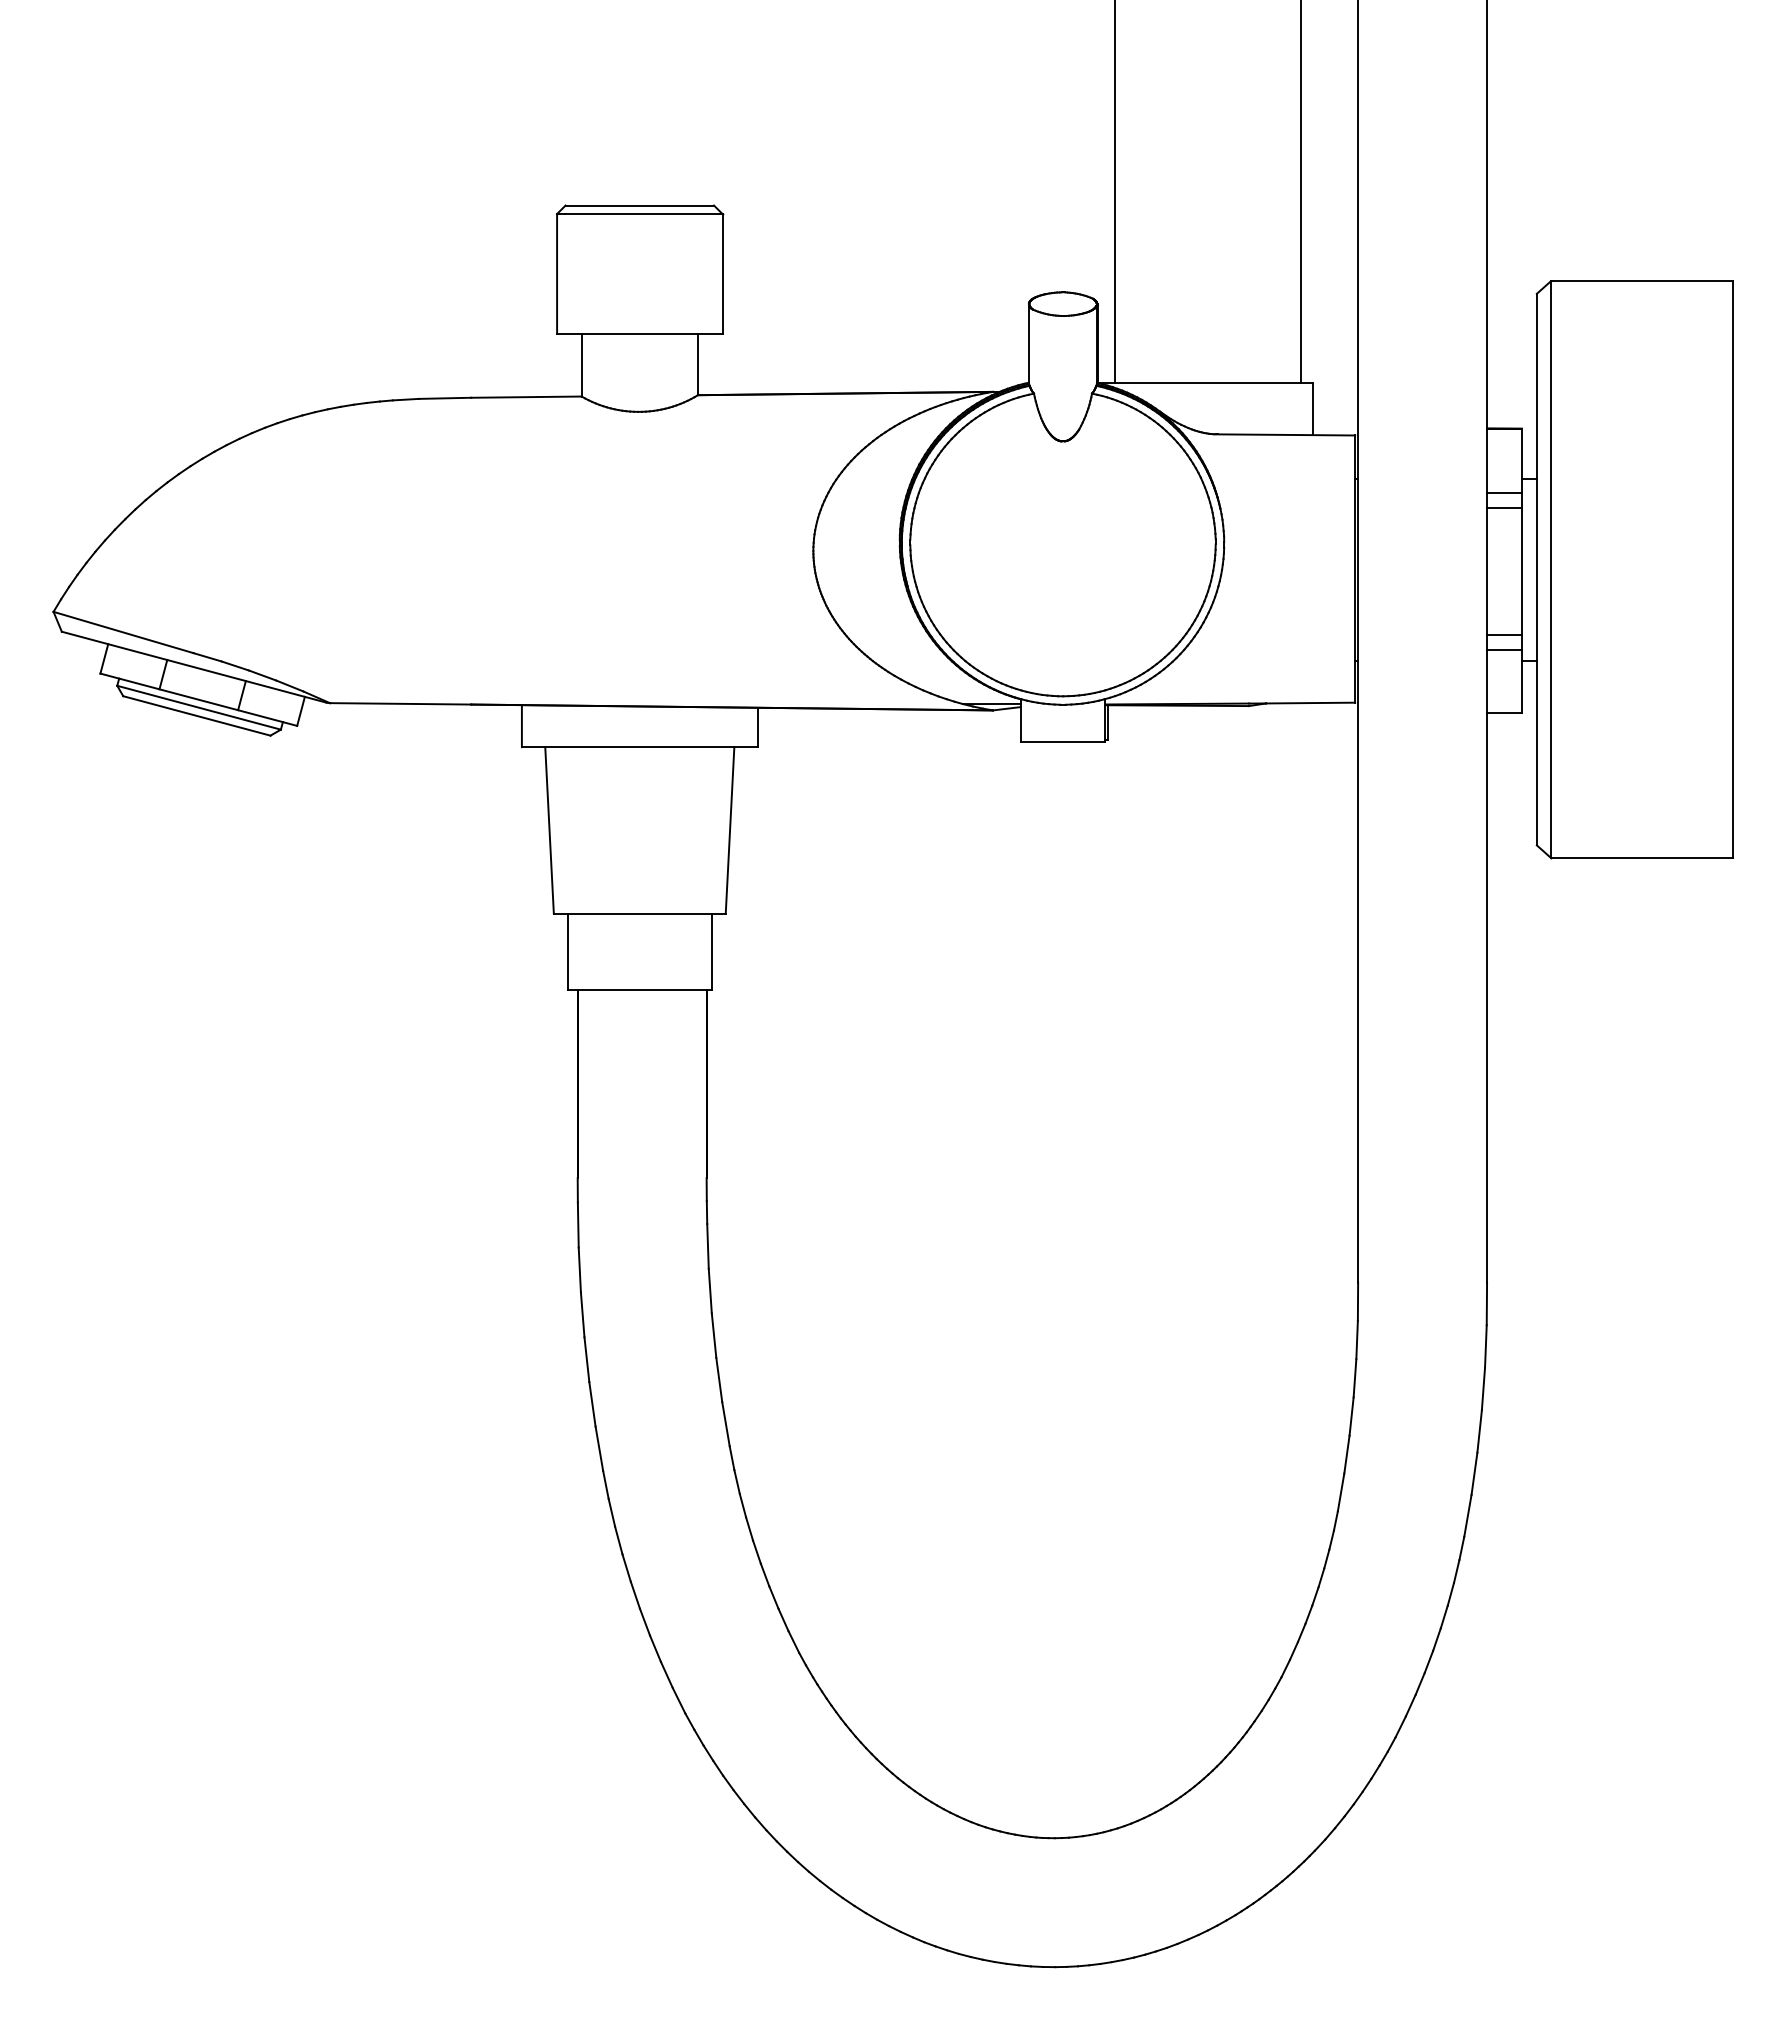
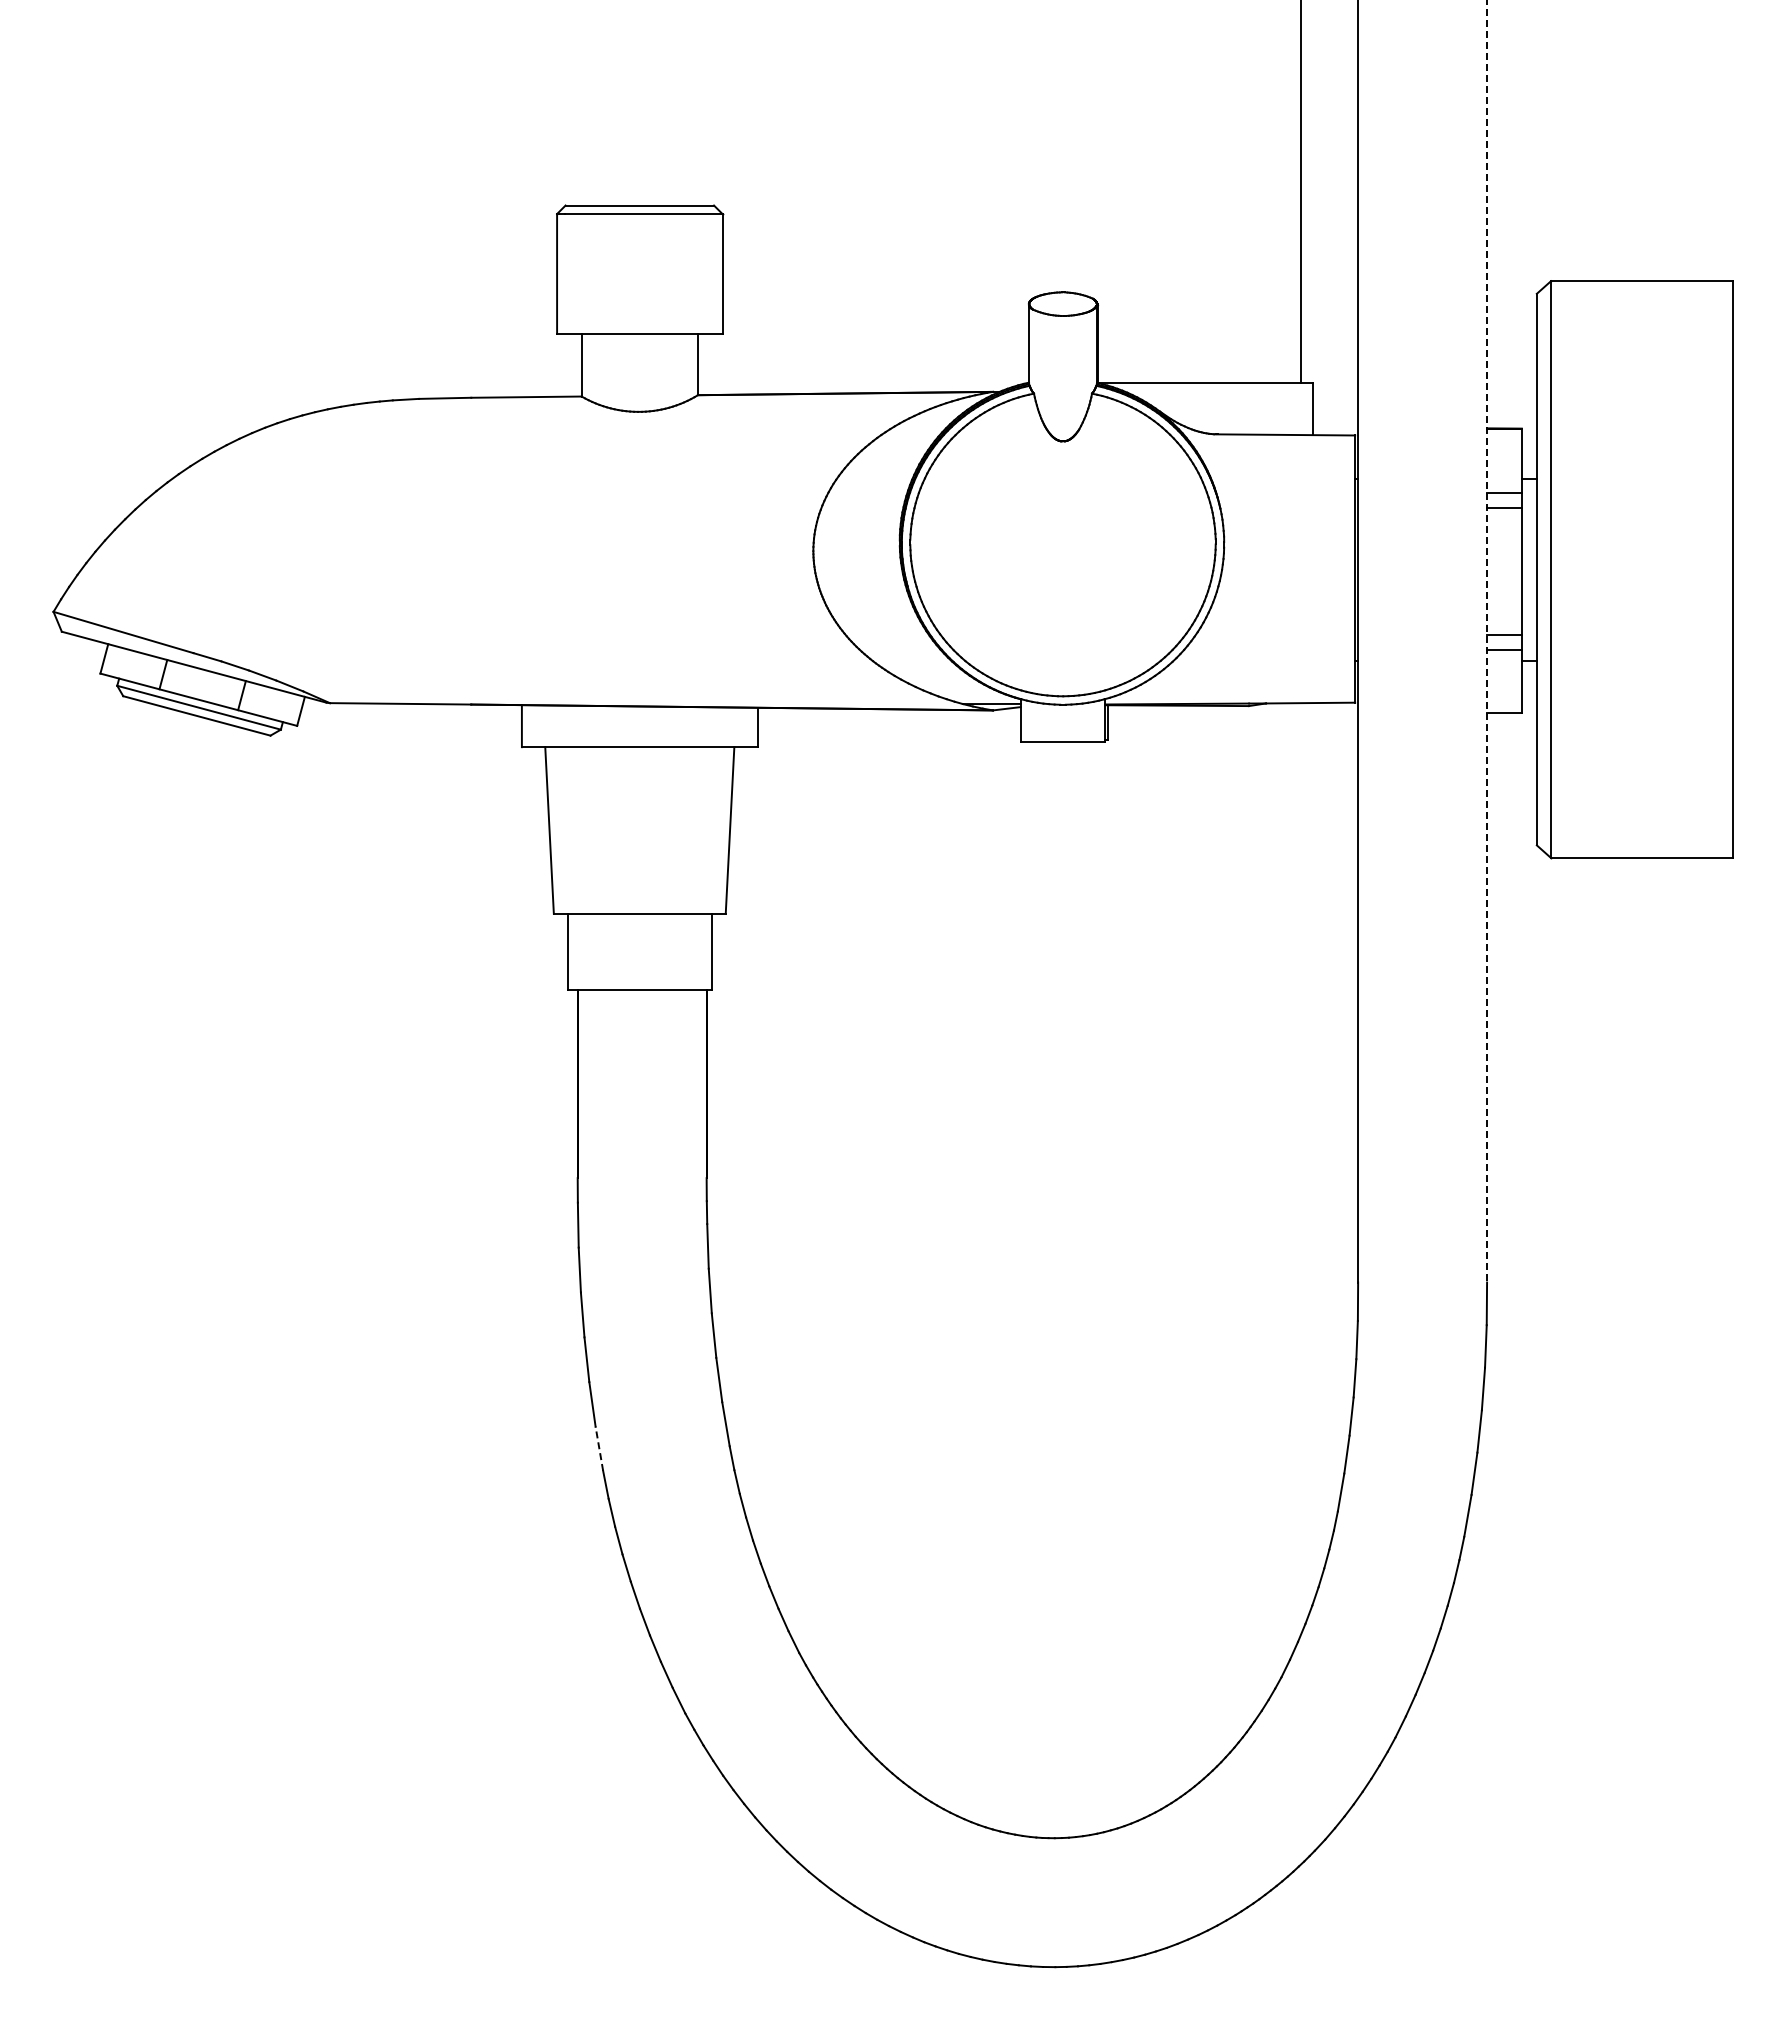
line: present -> none (1114, 192)
line: solid -> dashed (1487, 641)
line: solid -> dashed (599, 1448)
